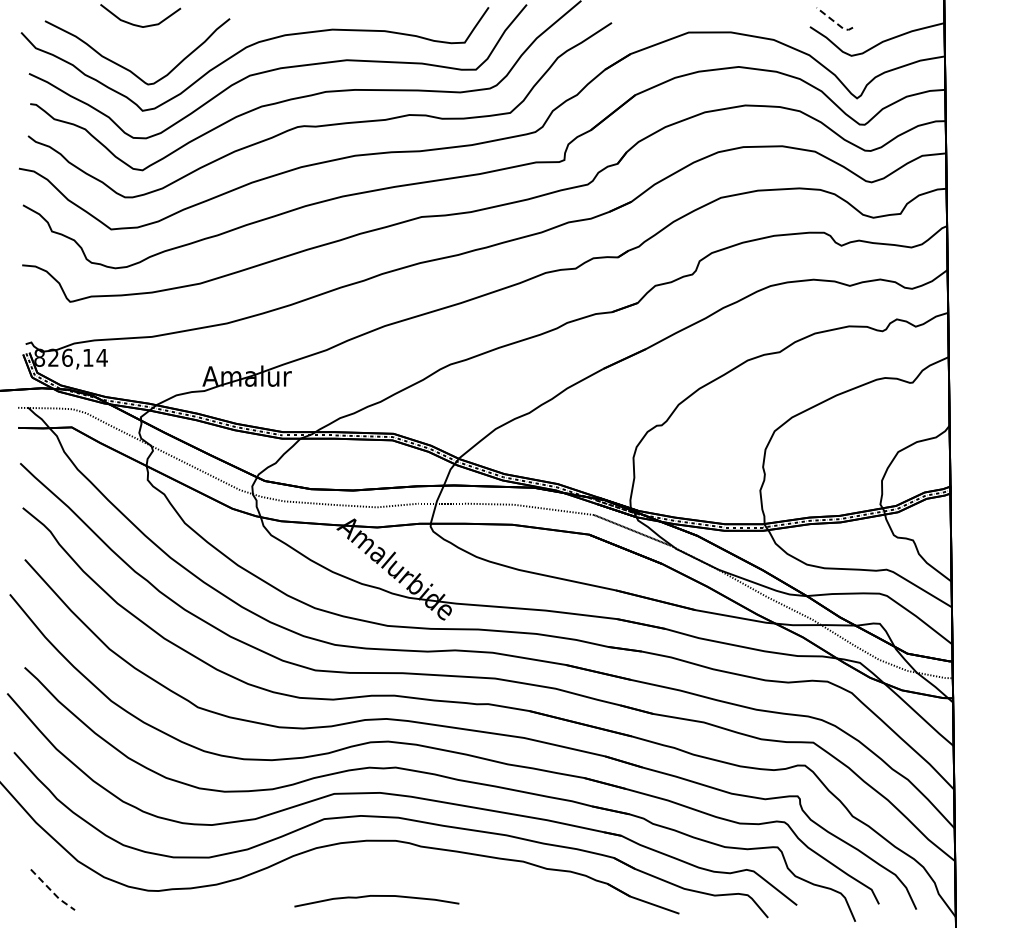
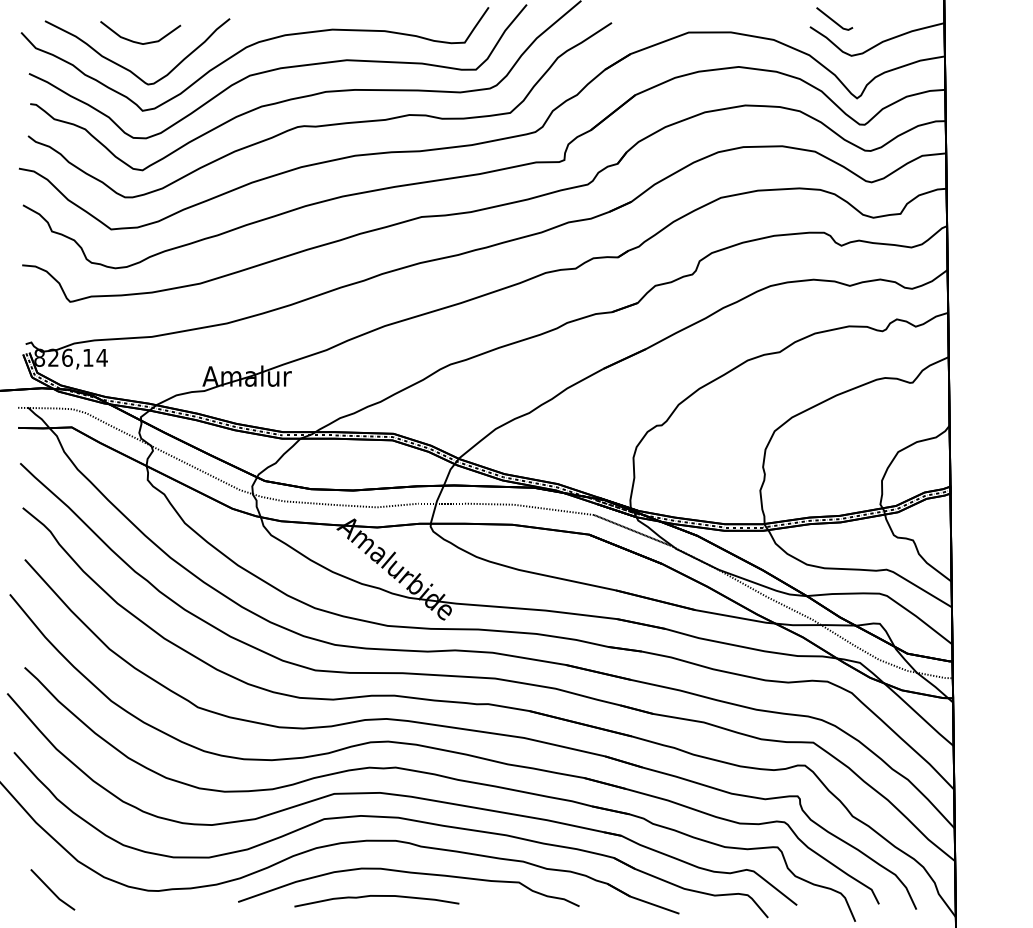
line: dashed -> solid (835, 22)
curve position: (137, 24) -> (137, 41) (137, 41)
curve: none -> present (408, 873)
line: dashed -> solid (52, 892)
